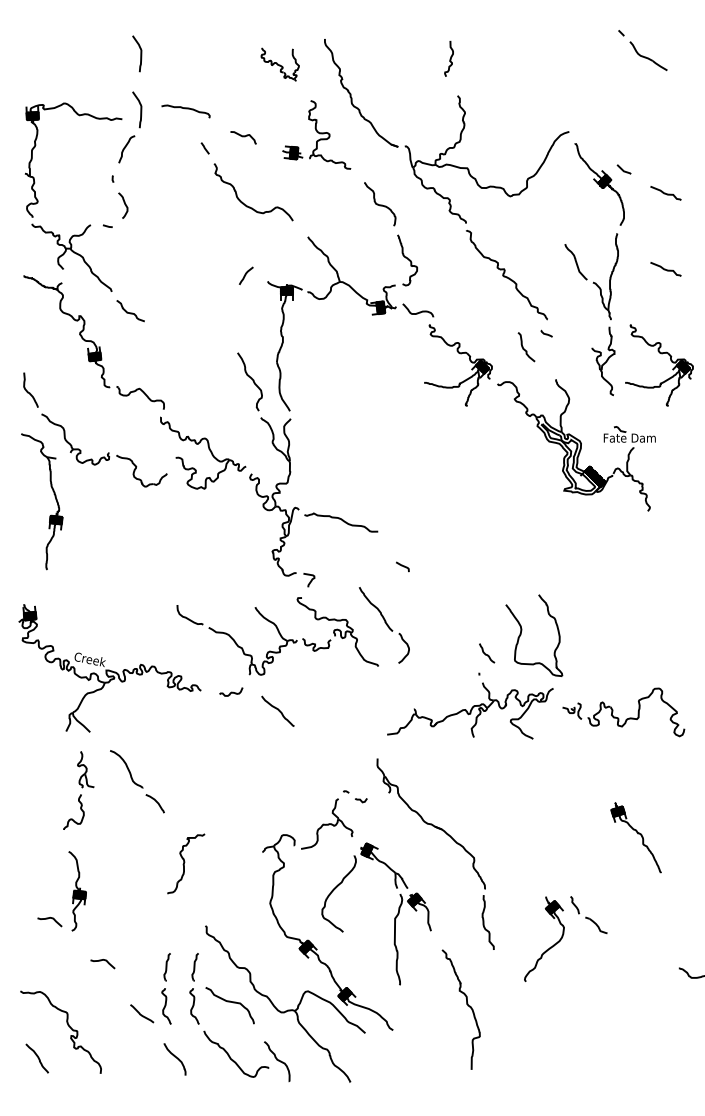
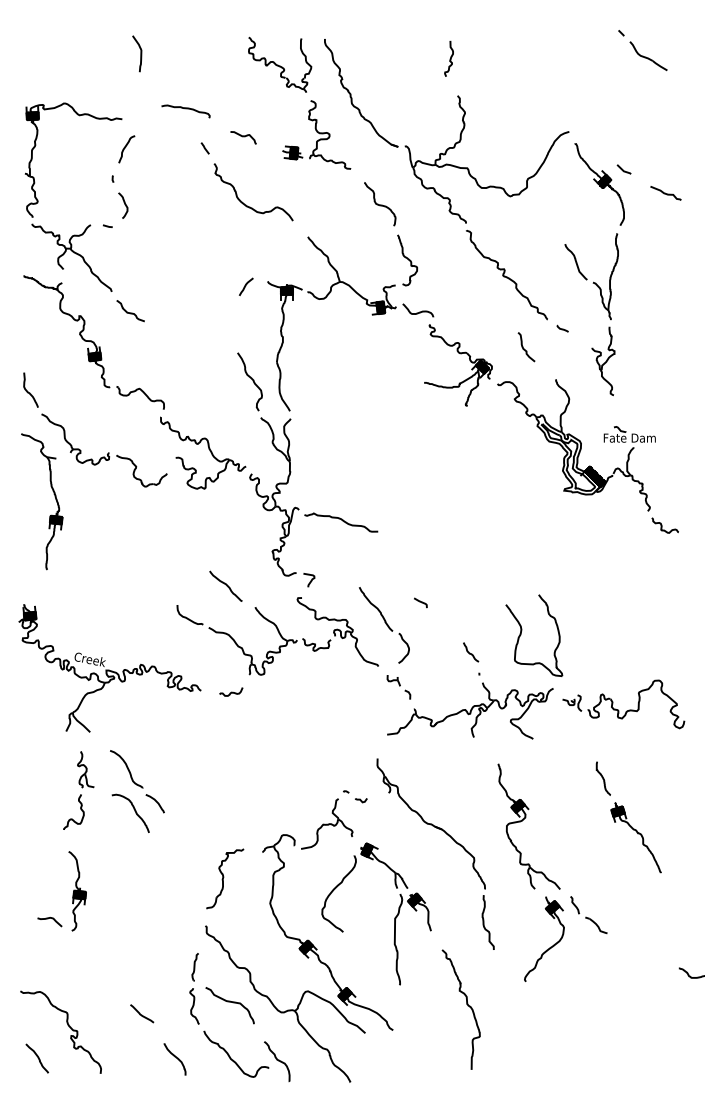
part size: 40x35 px -> 65x57 px (280, 64)
curve: present -> none (140, 109)
curve: present -> none (665, 269)
curve position: (245, 275) -> (245, 286) (245, 286)
curve position: (546, 333) -> (562, 328) (562, 328)
part: present -> none (661, 354)
curve: none -> present (662, 525)
line position: (402, 566) -> (420, 602) (420, 602)
curve position: (486, 653) -> (470, 652) (470, 652)
part: none -> present (398, 687)
curve position: (277, 710) -> (225, 585) (225, 585)
part position: (626, 718) -> (626, 710) (626, 710)
curve: none -> present (602, 778)
curve: none -> present (134, 811)
part: none -> present (523, 820)
part position: (186, 863) -> (225, 878) (225, 878)
curve: present -> none (101, 961)
part: present -> none (166, 988)
